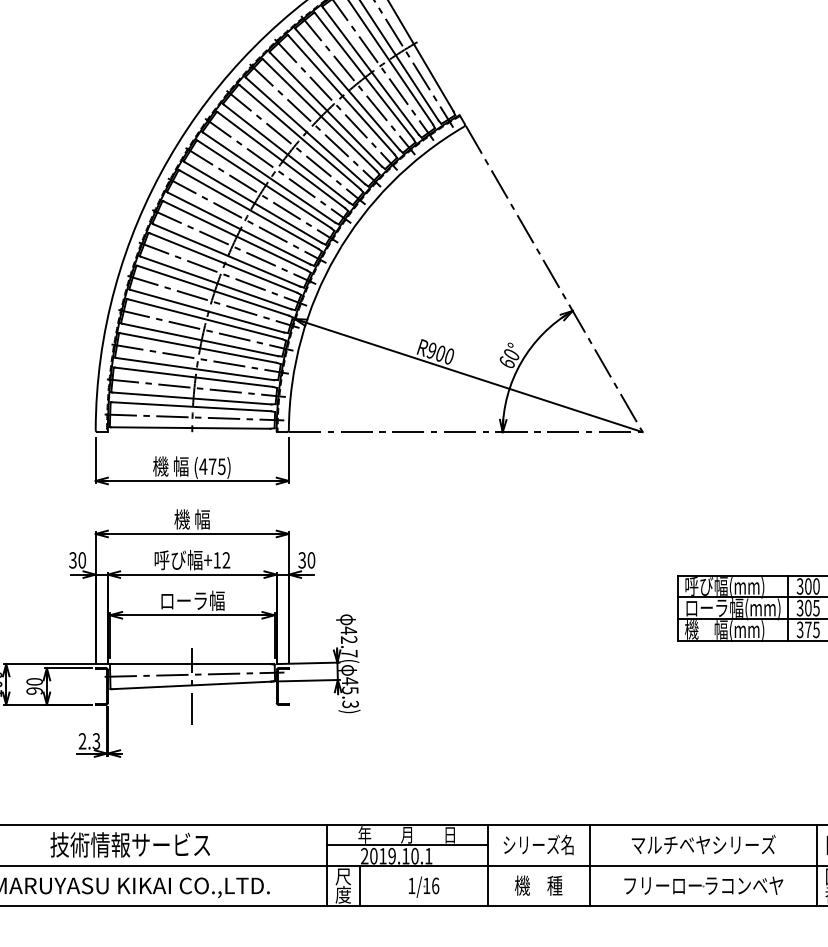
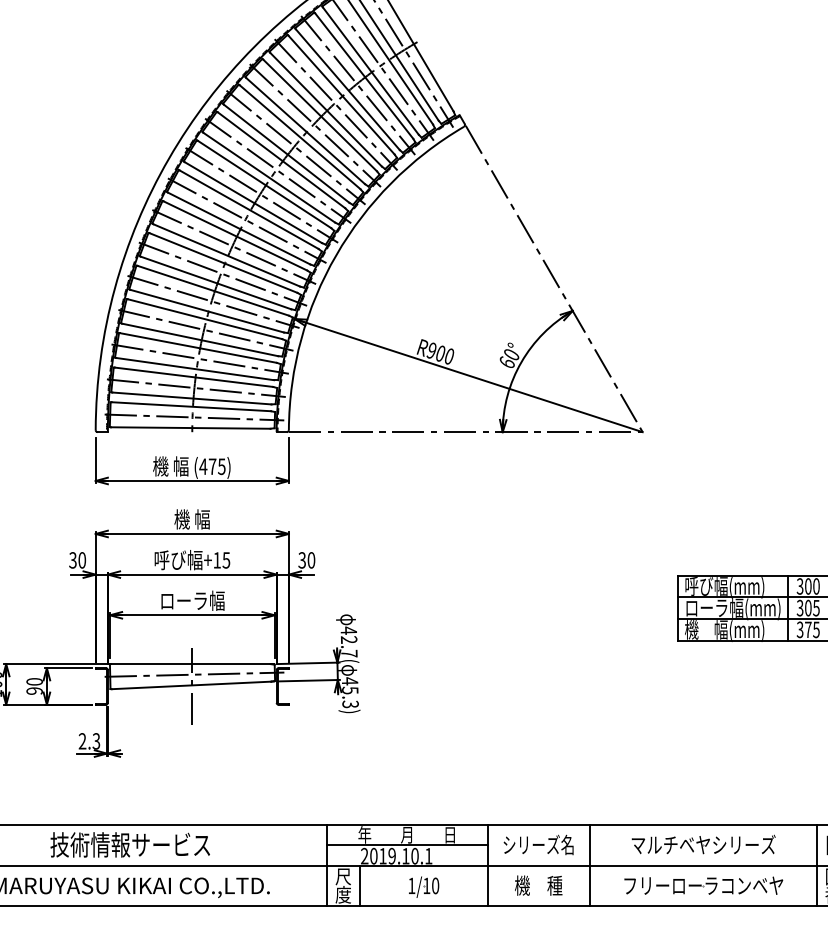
text: +12 -> +15 (226, 560)
text: 1/16 -> 1/10 (435, 885)
